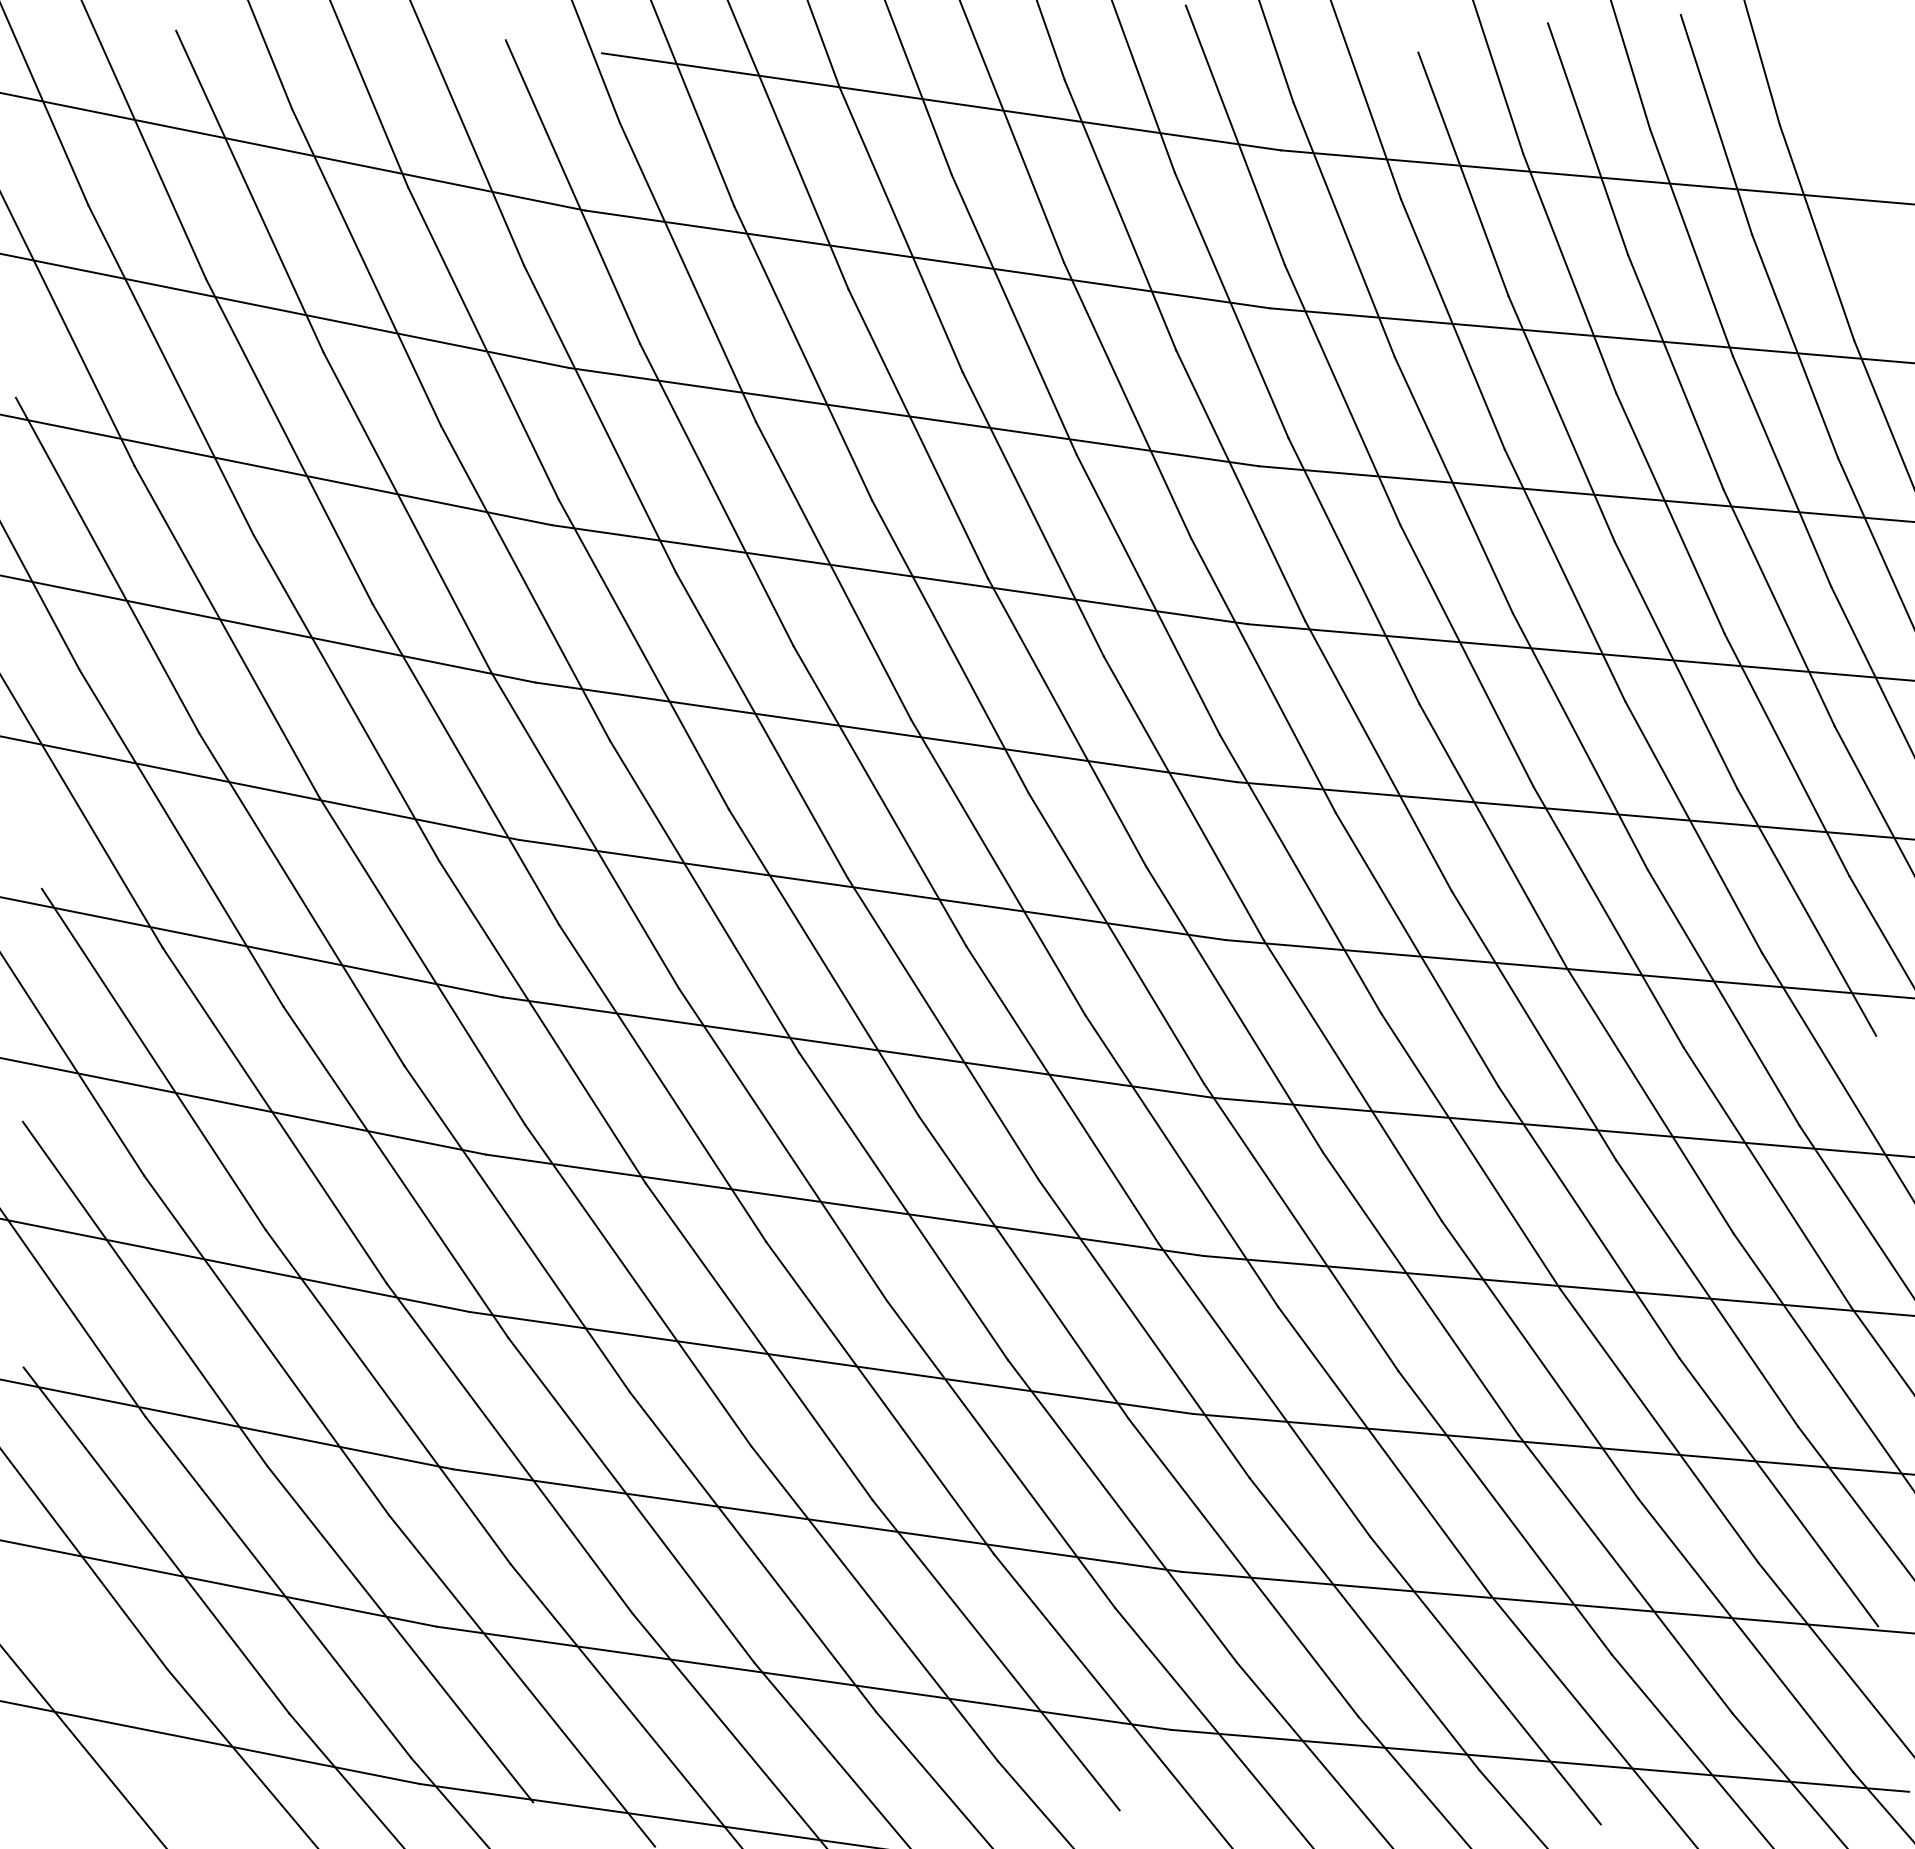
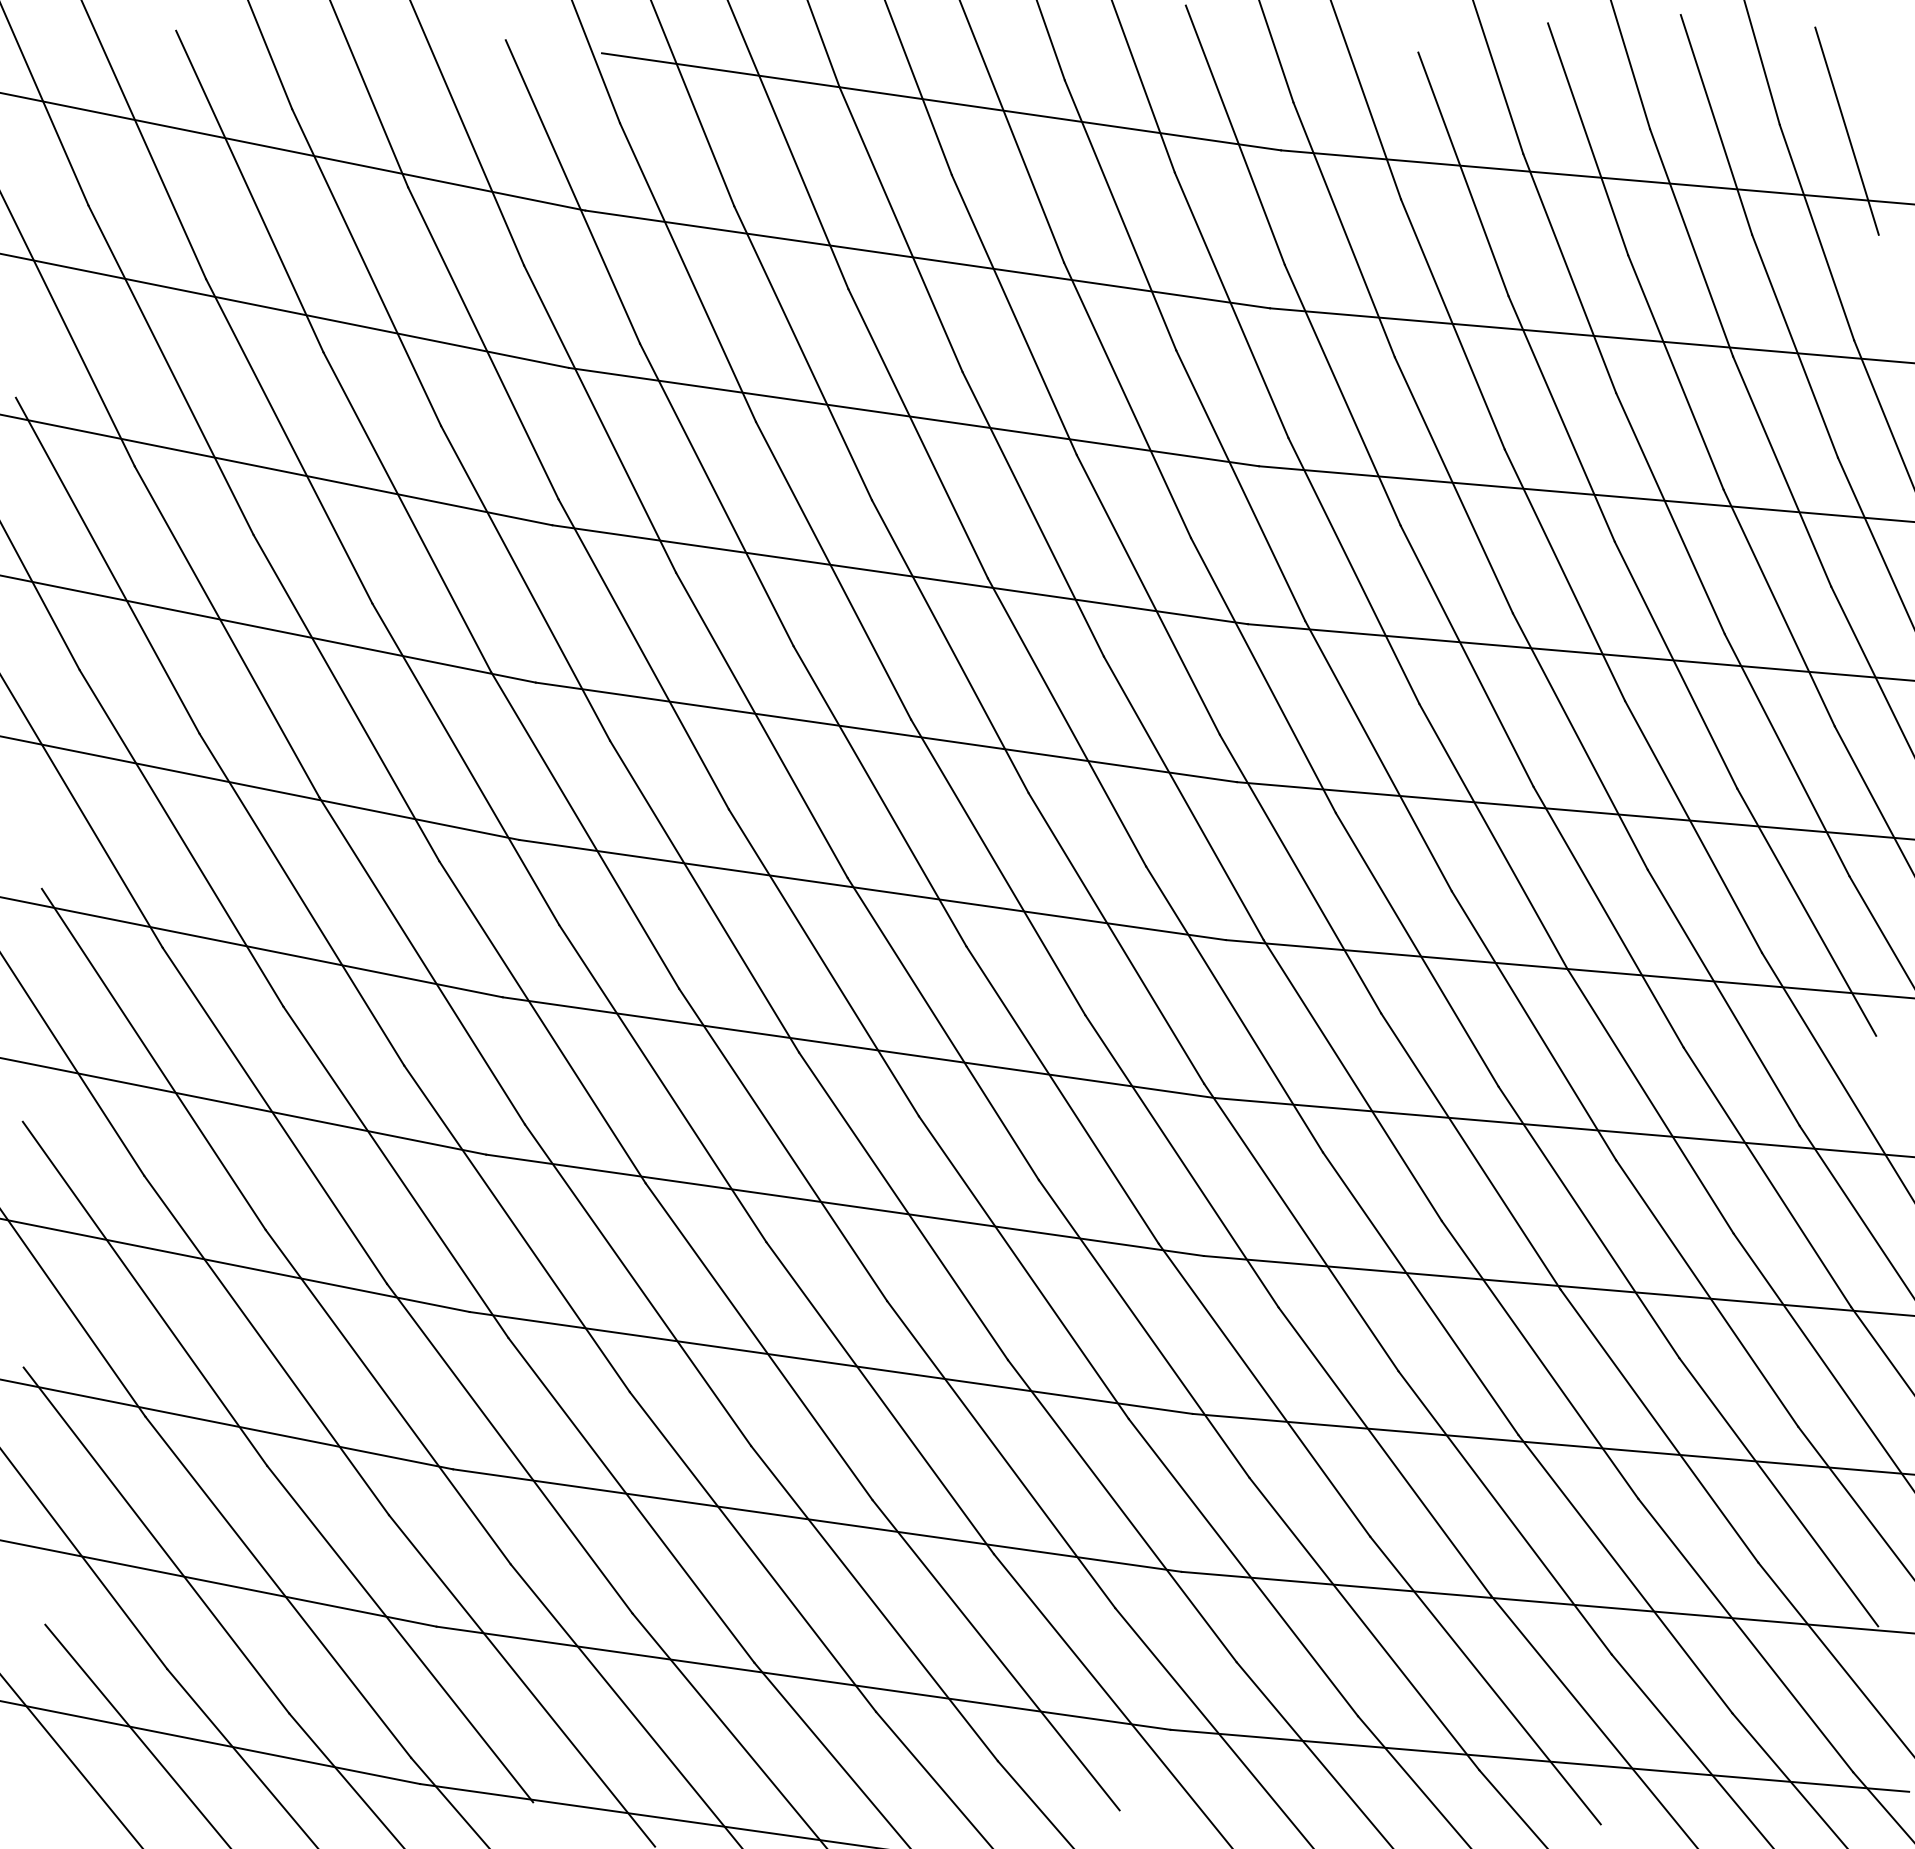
line: none -> present (1846, 130)
line: none -> present (136, 1734)
line position: (83, 1746) -> (71, 1760) (71, 1760)
